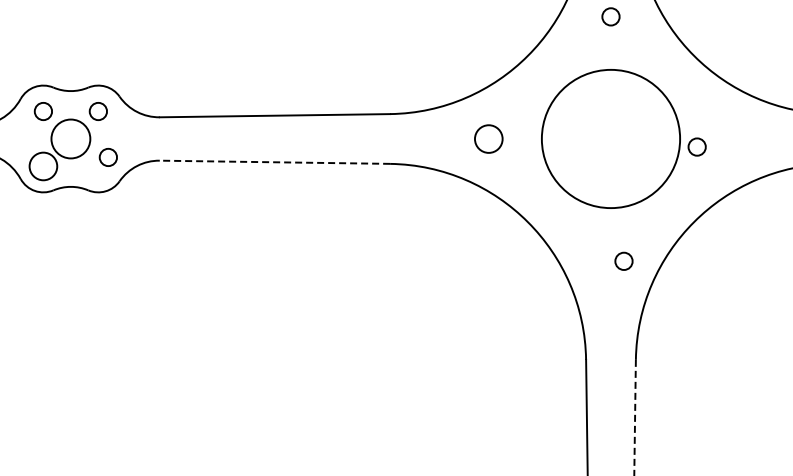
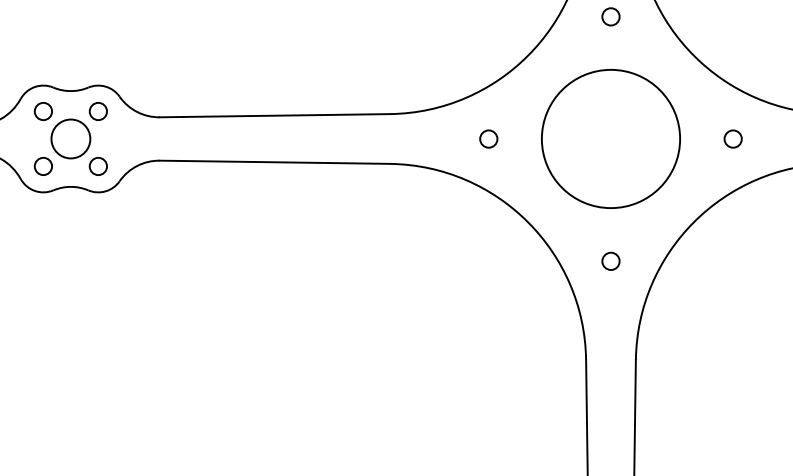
circle diameter: 28 px -> 17 px (488, 138)
circle position: (696, 146) -> (732, 138) (732, 138)
circle position: (107, 157) -> (97, 166) (97, 166)
line: dashed -> solid (274, 162)
circle diameter: 28 px -> 17 px (43, 166)
circle position: (623, 260) -> (610, 260) (610, 260)
line: dashed -> solid (635, 417)
